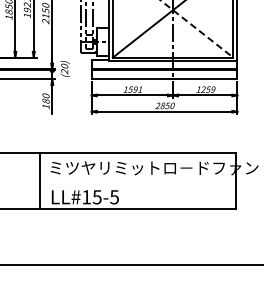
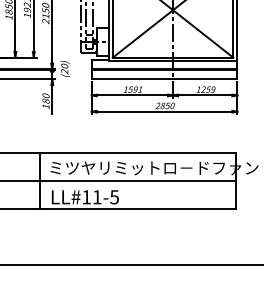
line: dashed -> solid (197, 29)
line: none -> present (119, 181)
text: LL#15-5 -> LL#11-5 (96, 197)
